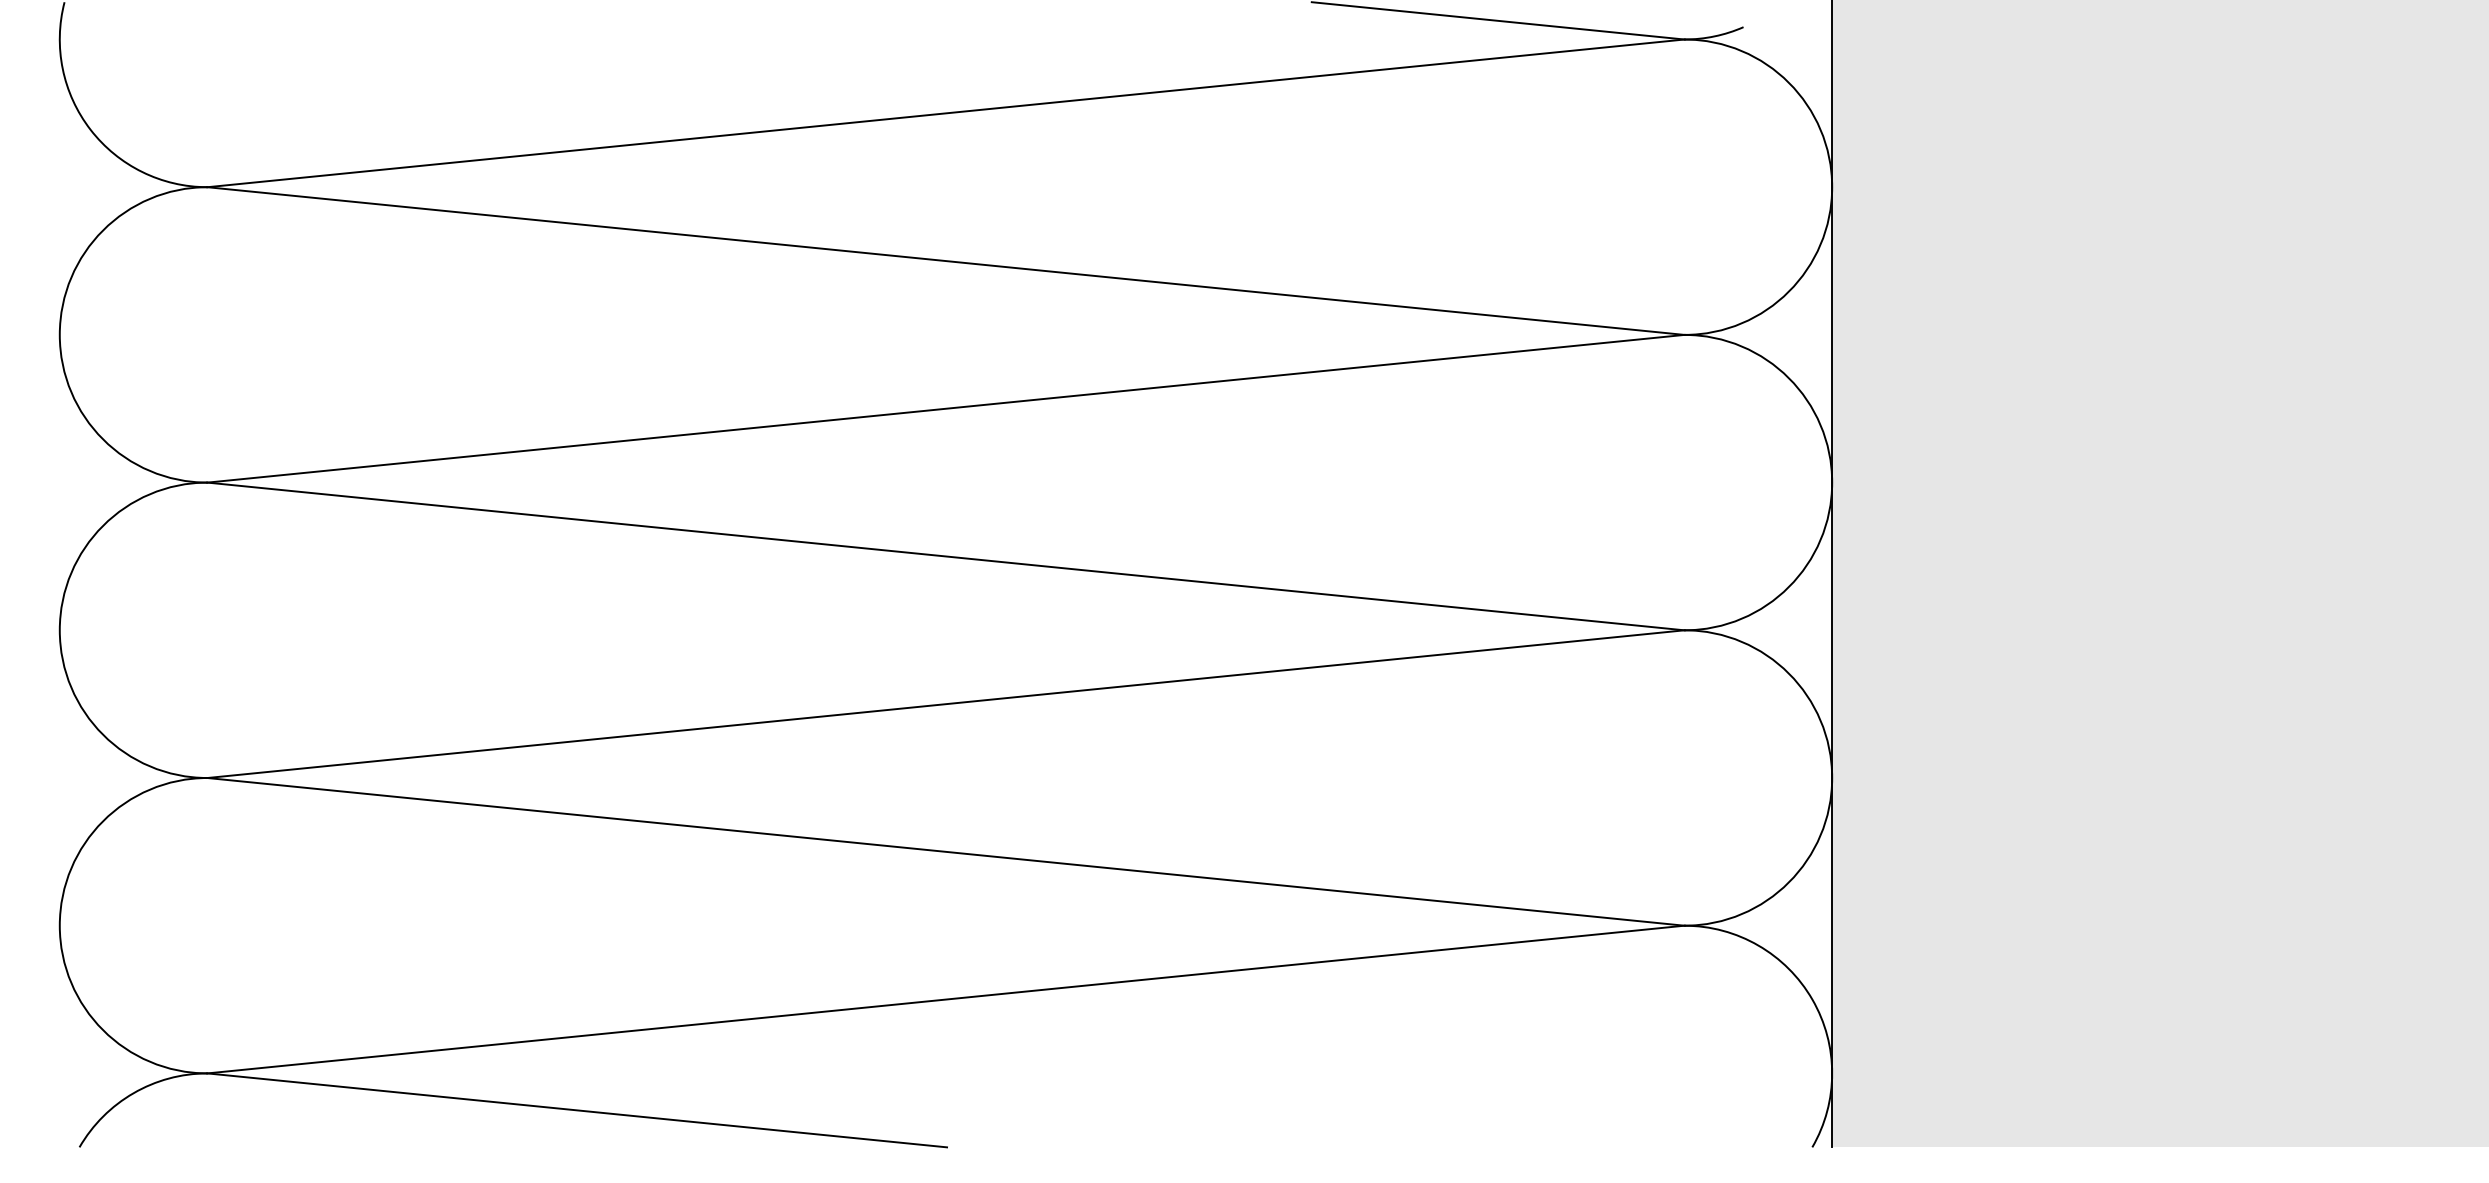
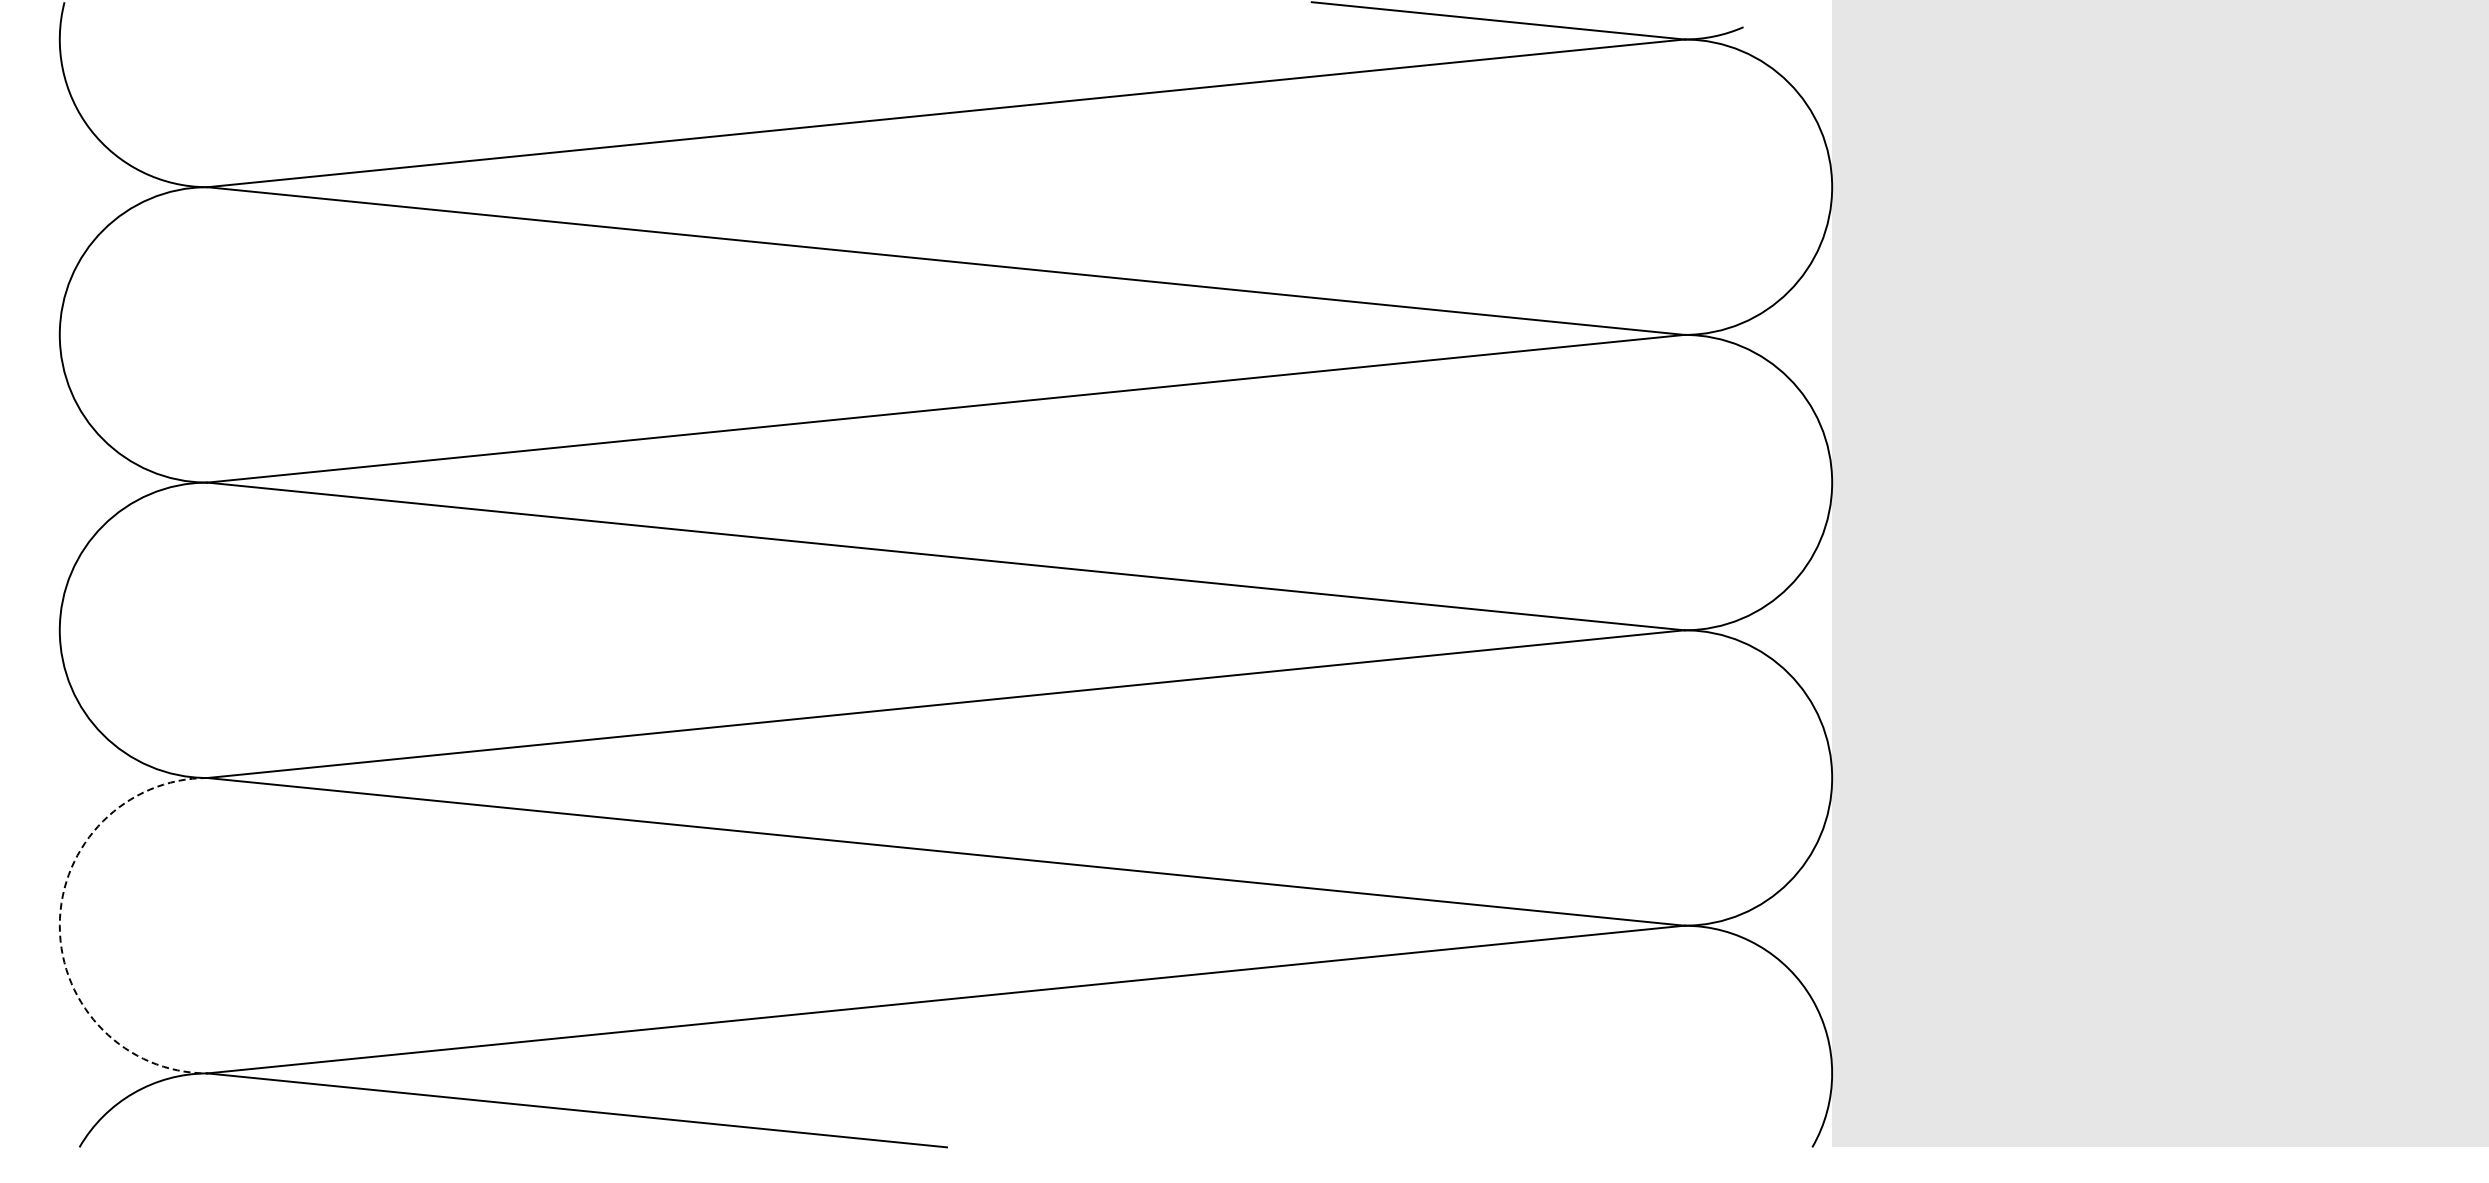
line: present -> none (1832, 574)
arc: solid -> dashed (59, 925)
